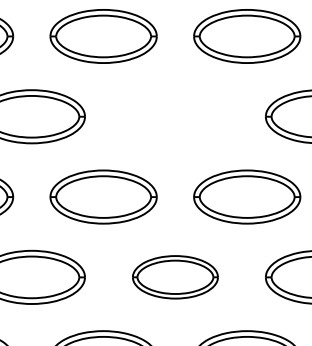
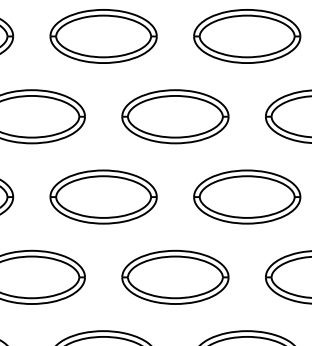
part: none -> present (175, 116)
part size: 87x45 px -> 109x56 px (175, 276)
